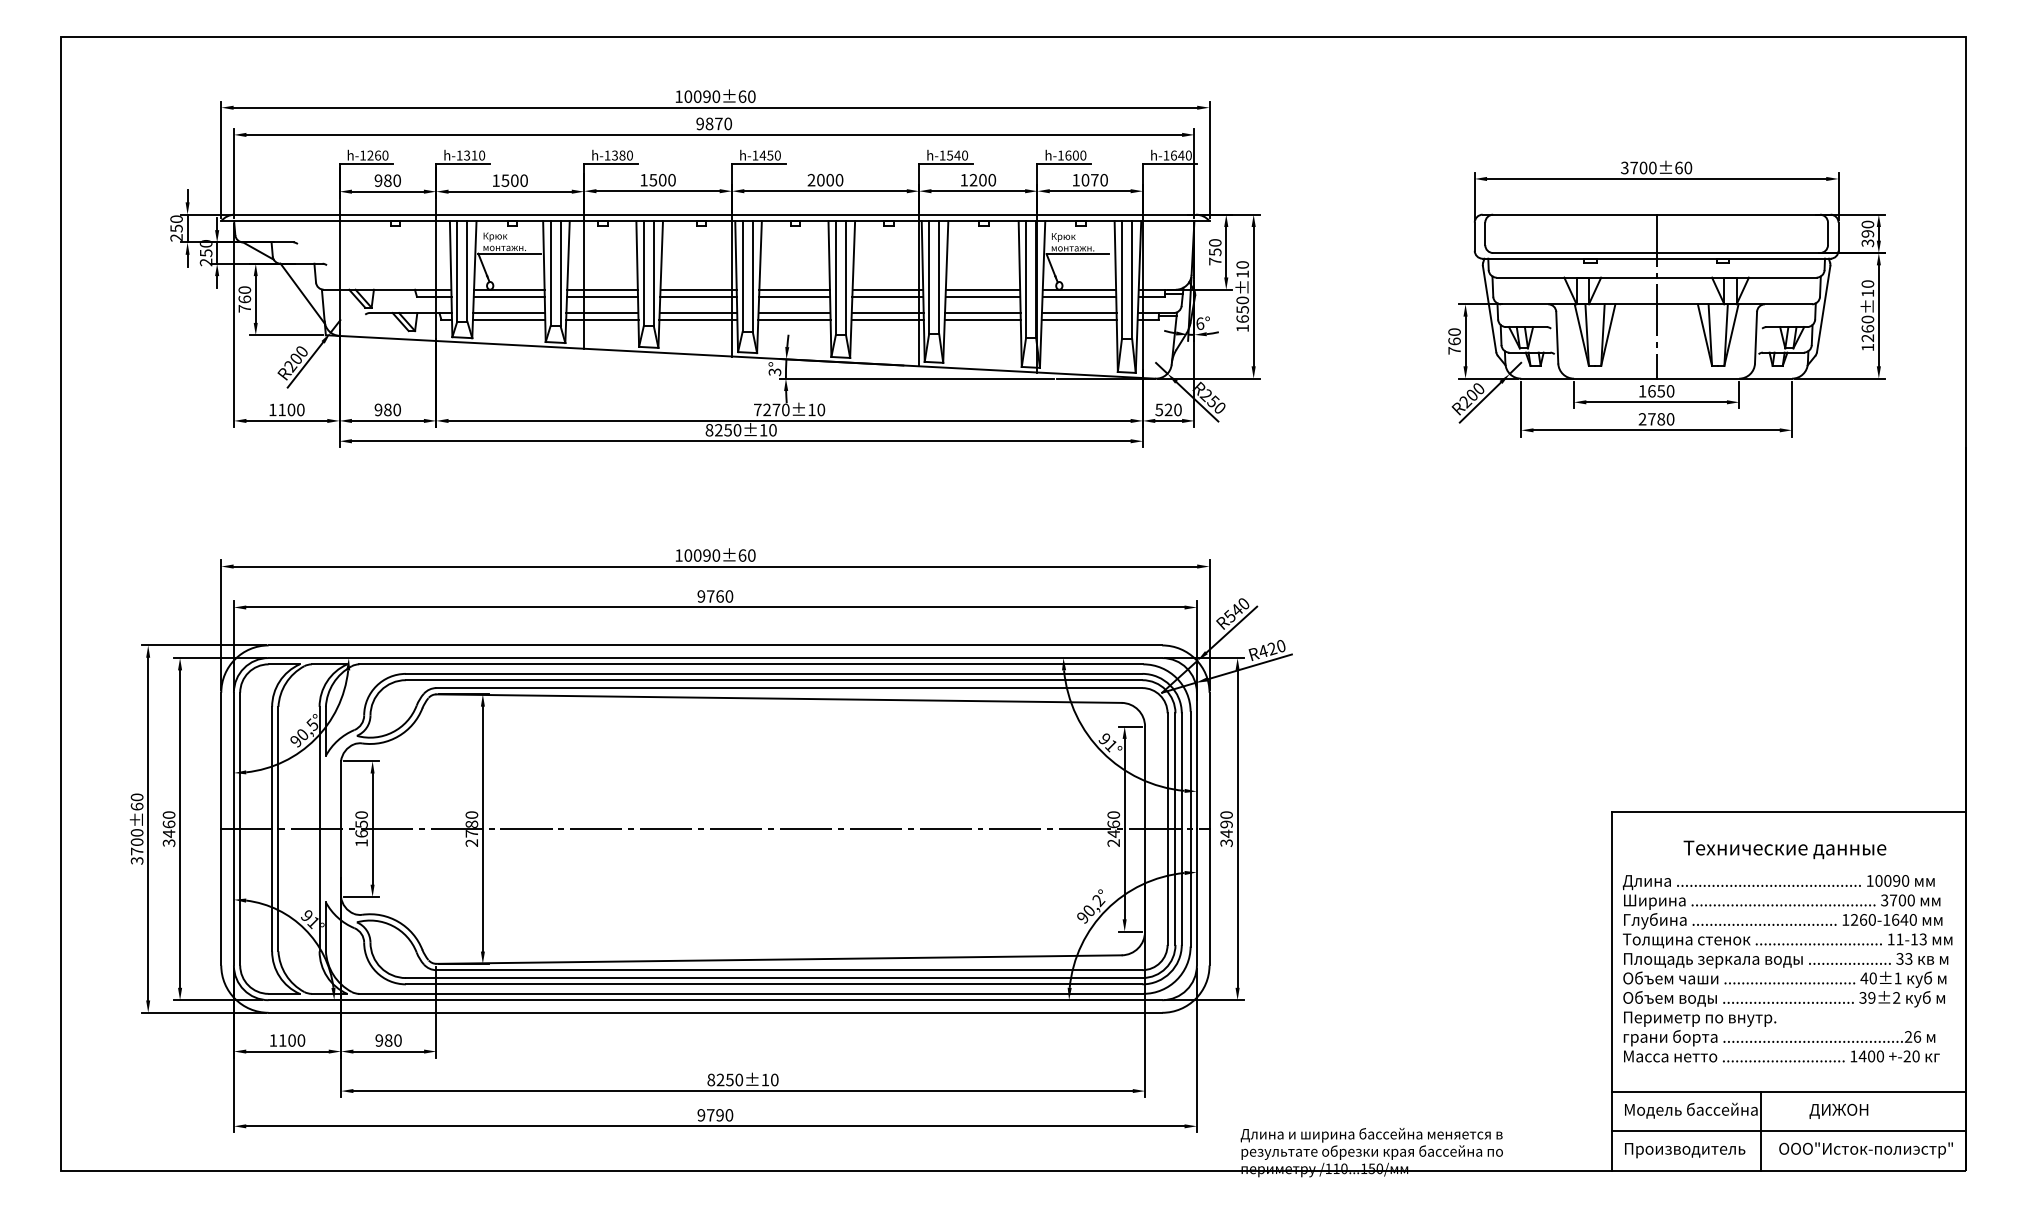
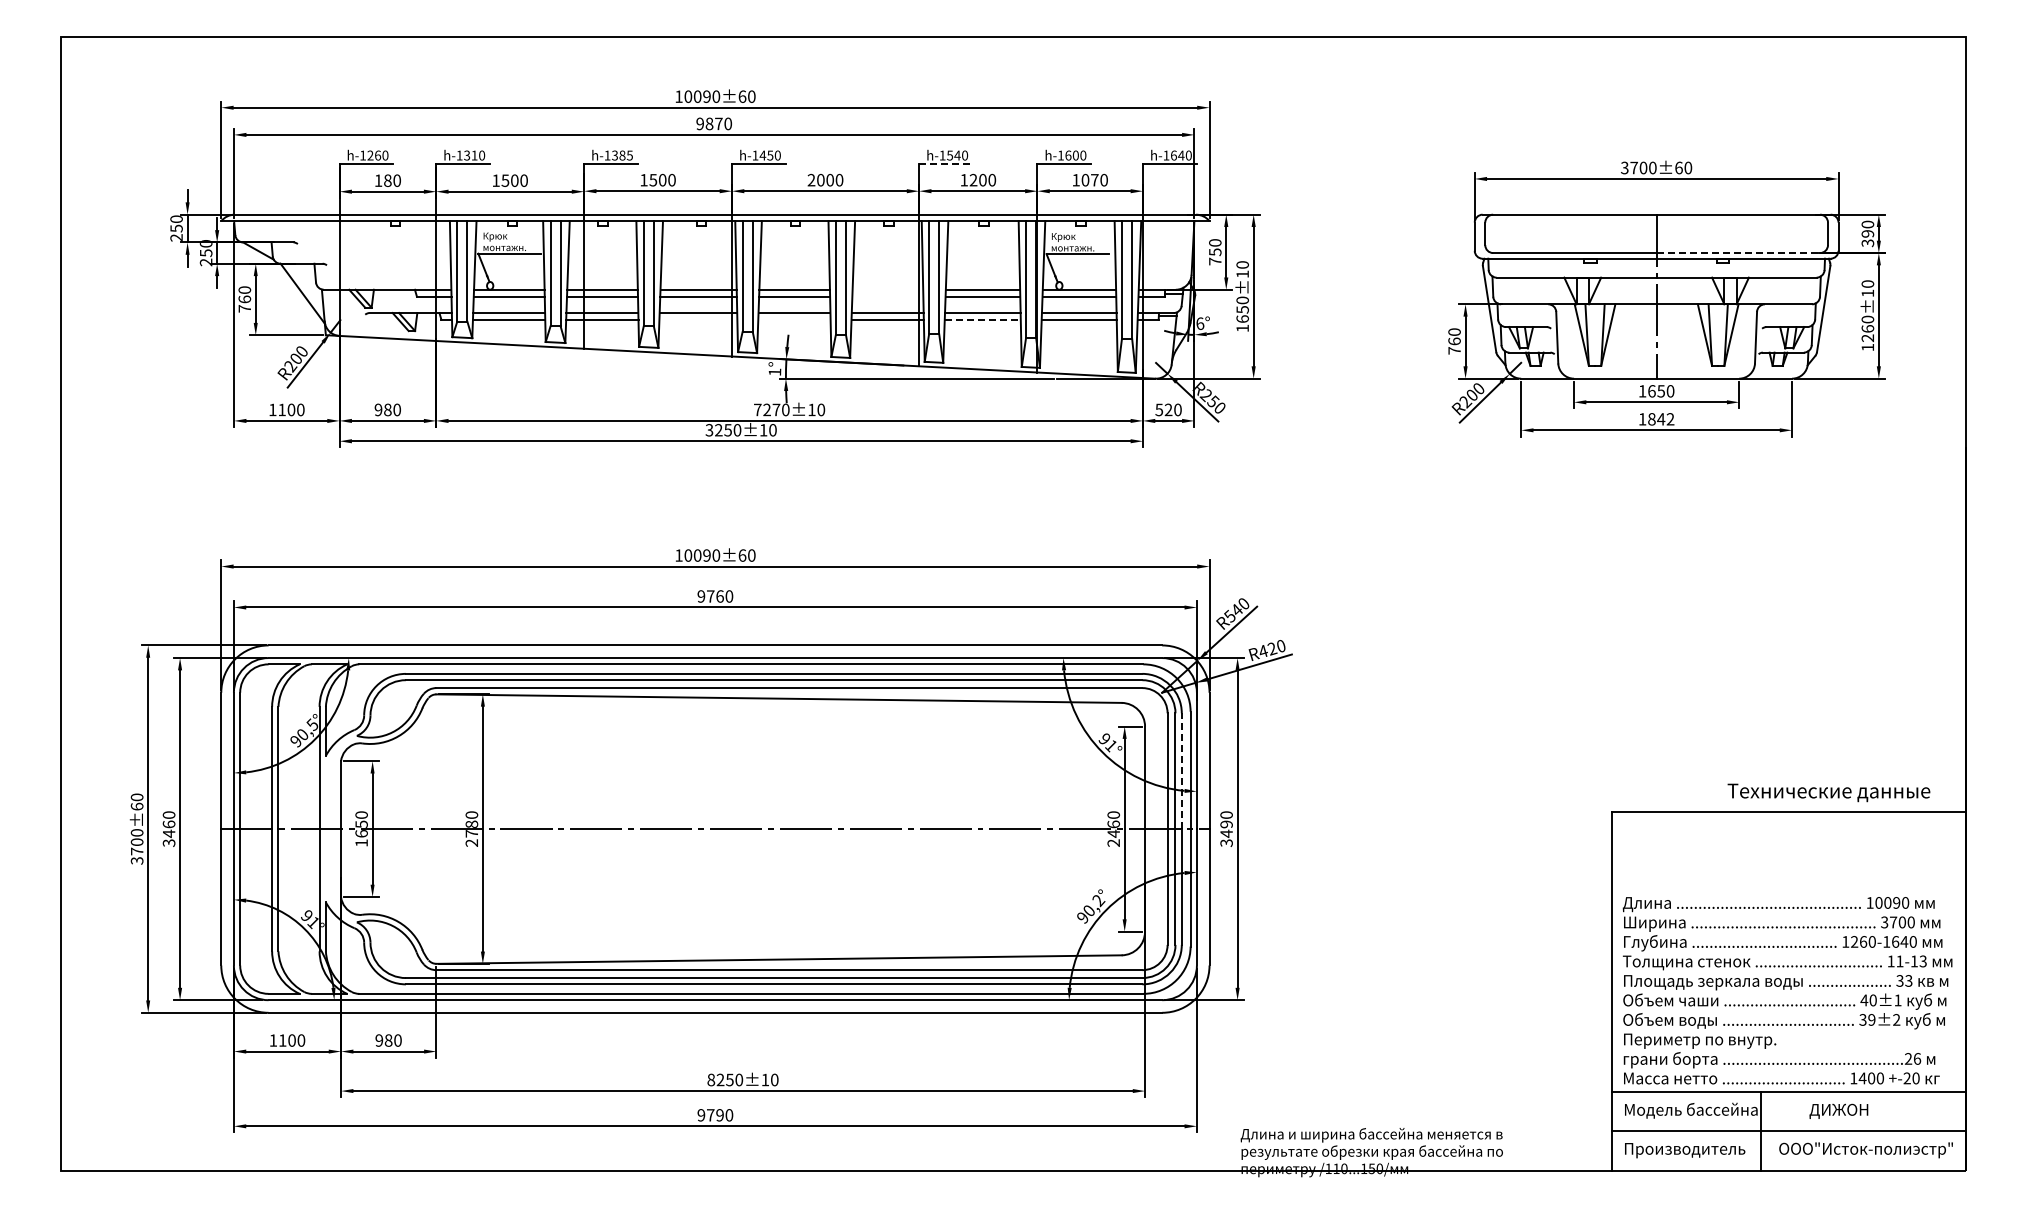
text: h-1380 -> h-1385 (629, 155)
line: solid -> dashed (946, 164)
text: 980 -> 180 (378, 180)
line: solid -> dashed (1738, 253)
line: present -> none (887, 289)
line: present -> none (887, 296)
line: present -> none (698, 319)
line: present -> none (794, 319)
line: solid -> dashed (983, 319)
text: 3° -> 1° (774, 372)
text: 2780 -> 1842 (1656, 419)
text: 8250±10 -> 3250±10 (709, 430)
line: solid -> dashed (1181, 771)
text position: (1784, 849) -> (1828, 792) (1828, 792)
text position: (1787, 968) -> (1787, 990) (1787, 990)
